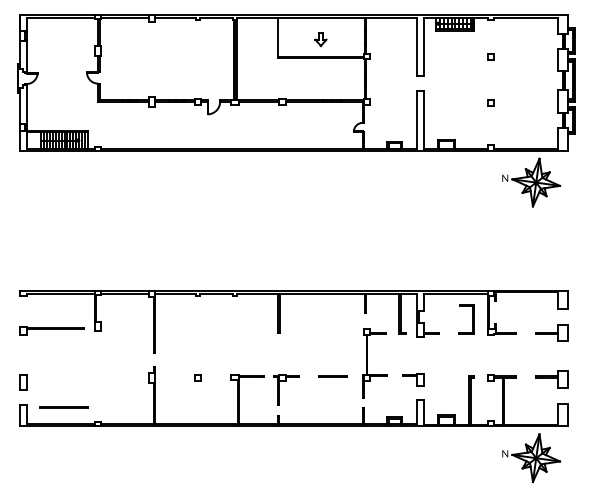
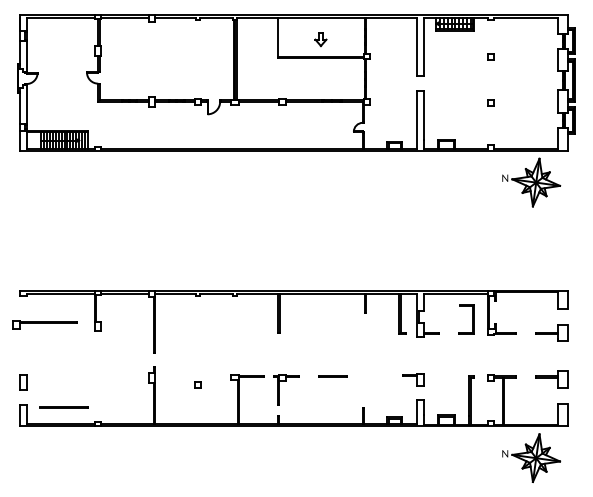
part position: (51, 330) -> (44, 324) (44, 324)
part: present -> none (367, 363)
part position: (197, 377) -> (197, 384) (197, 384)
